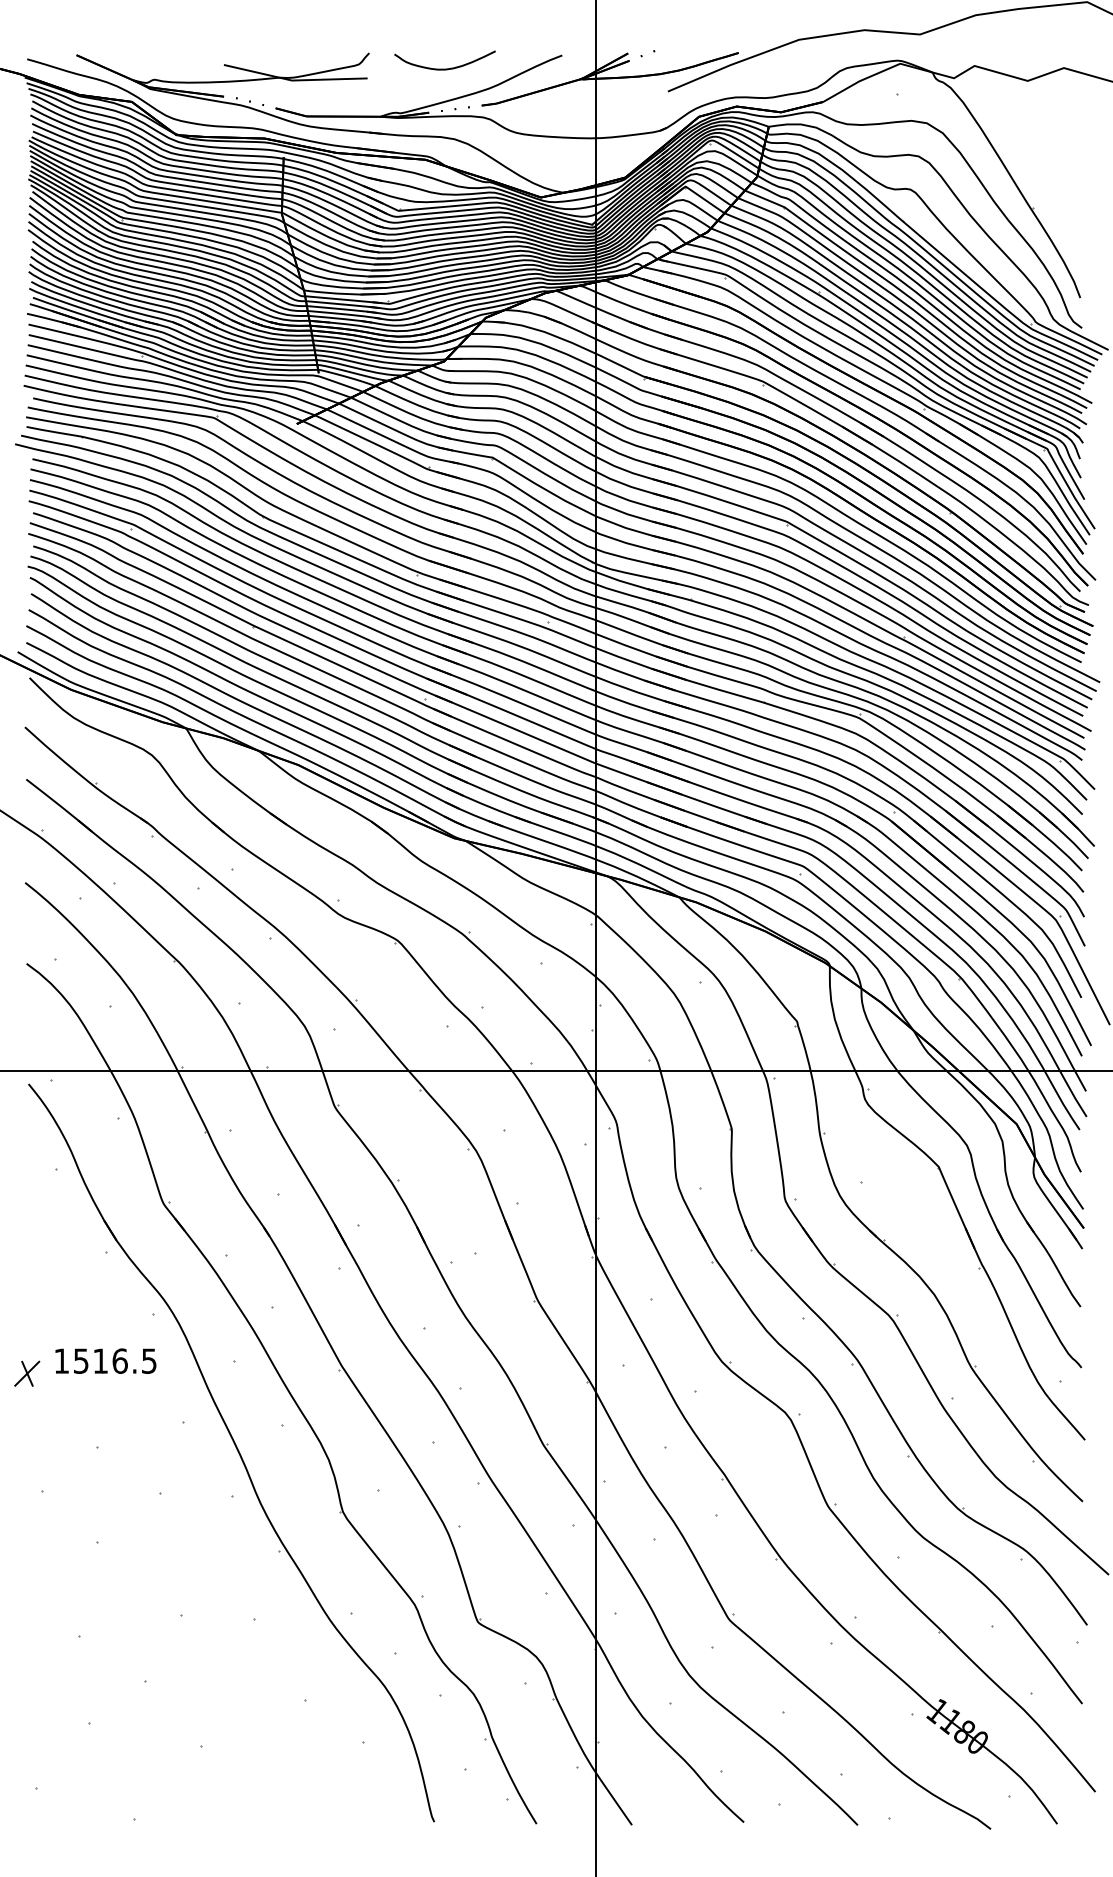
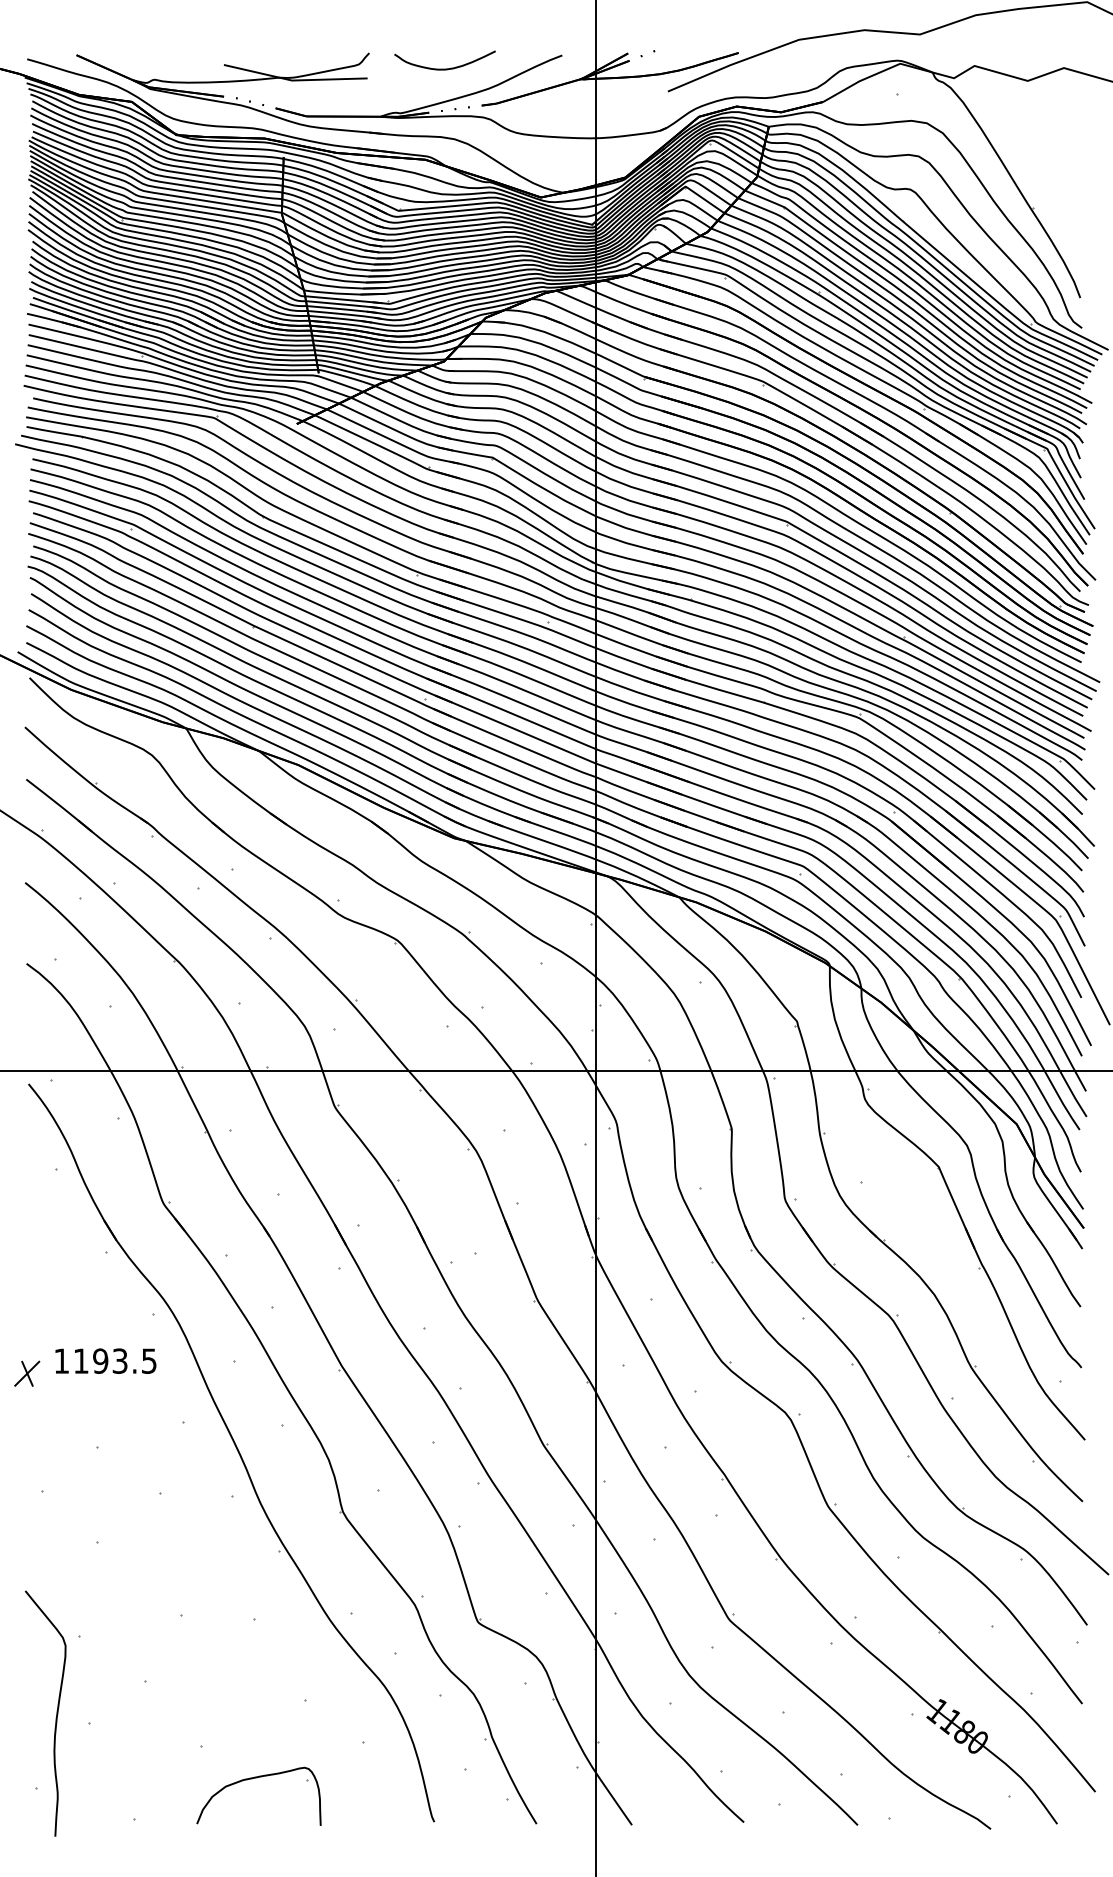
text: 1516.5 -> 1193.5 (100, 1360)
curve: none -> present (55, 1717)
part: none -> present (257, 1778)
